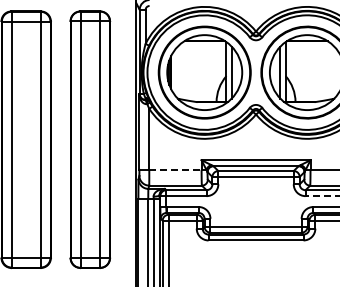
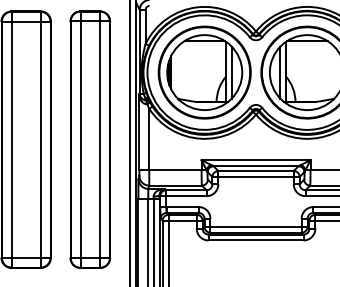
line: none -> present (130, 142)
line: dashed -> solid (175, 169)
line: dashed -> solid (322, 196)
